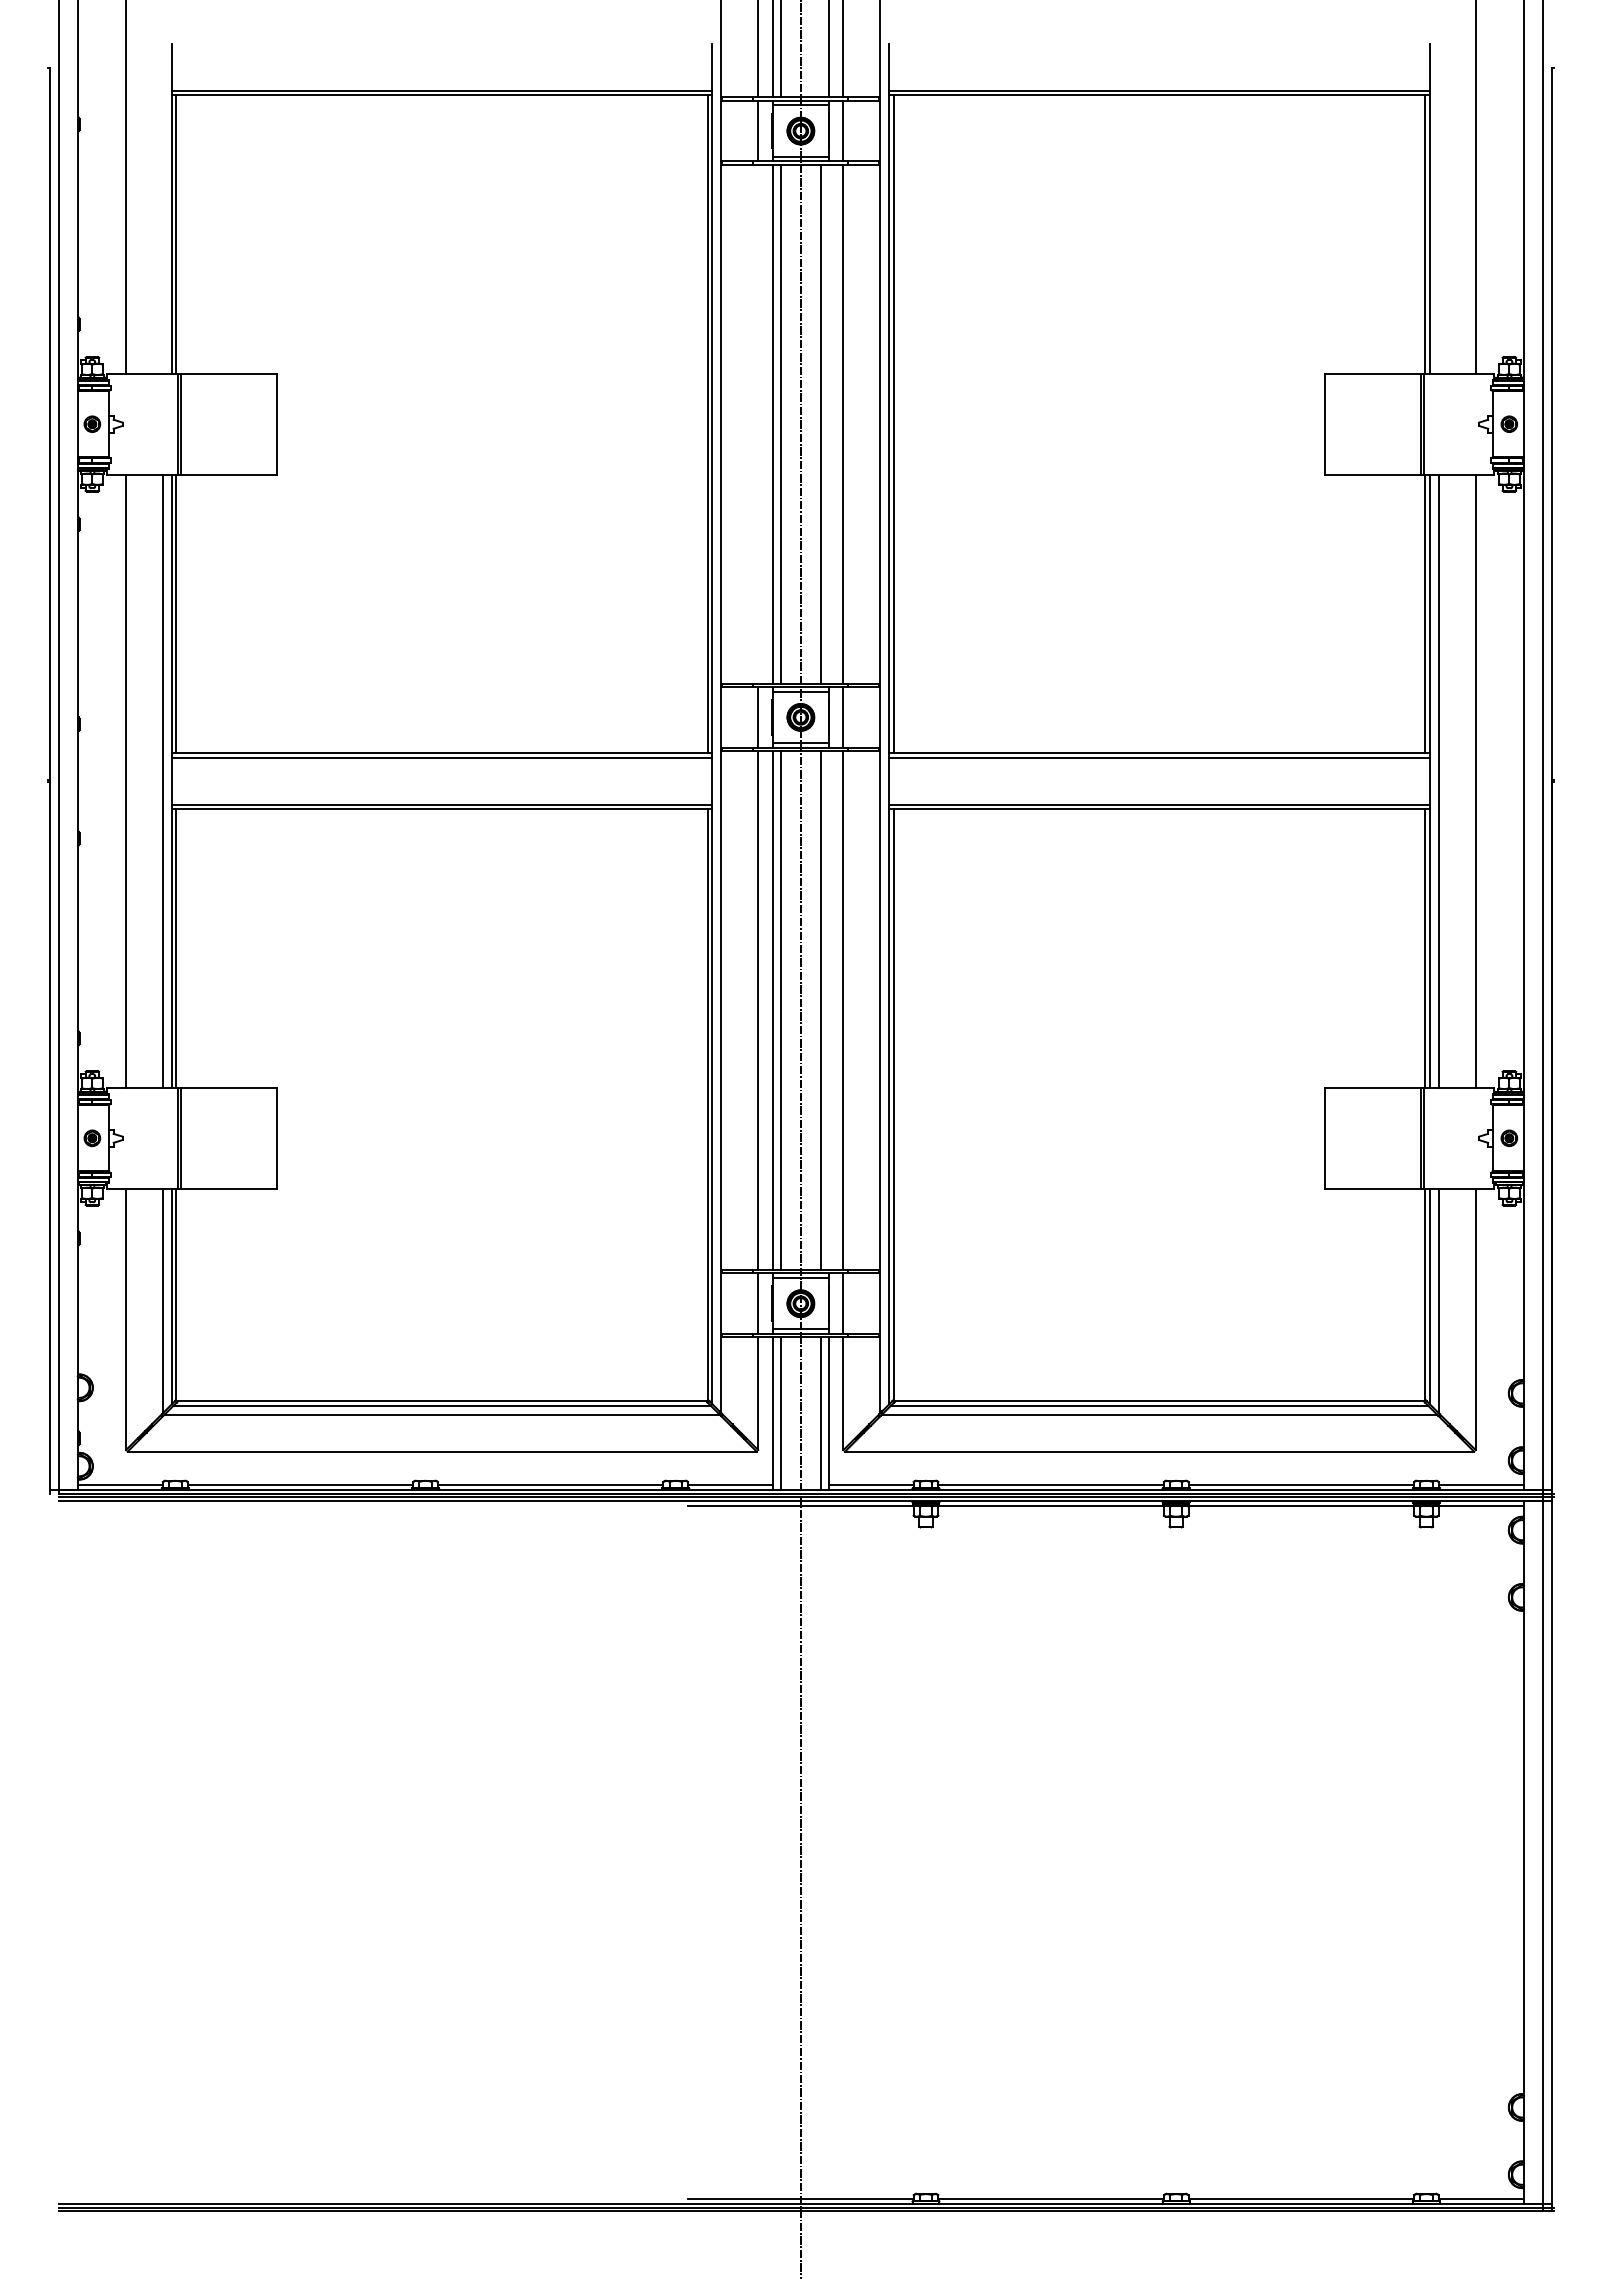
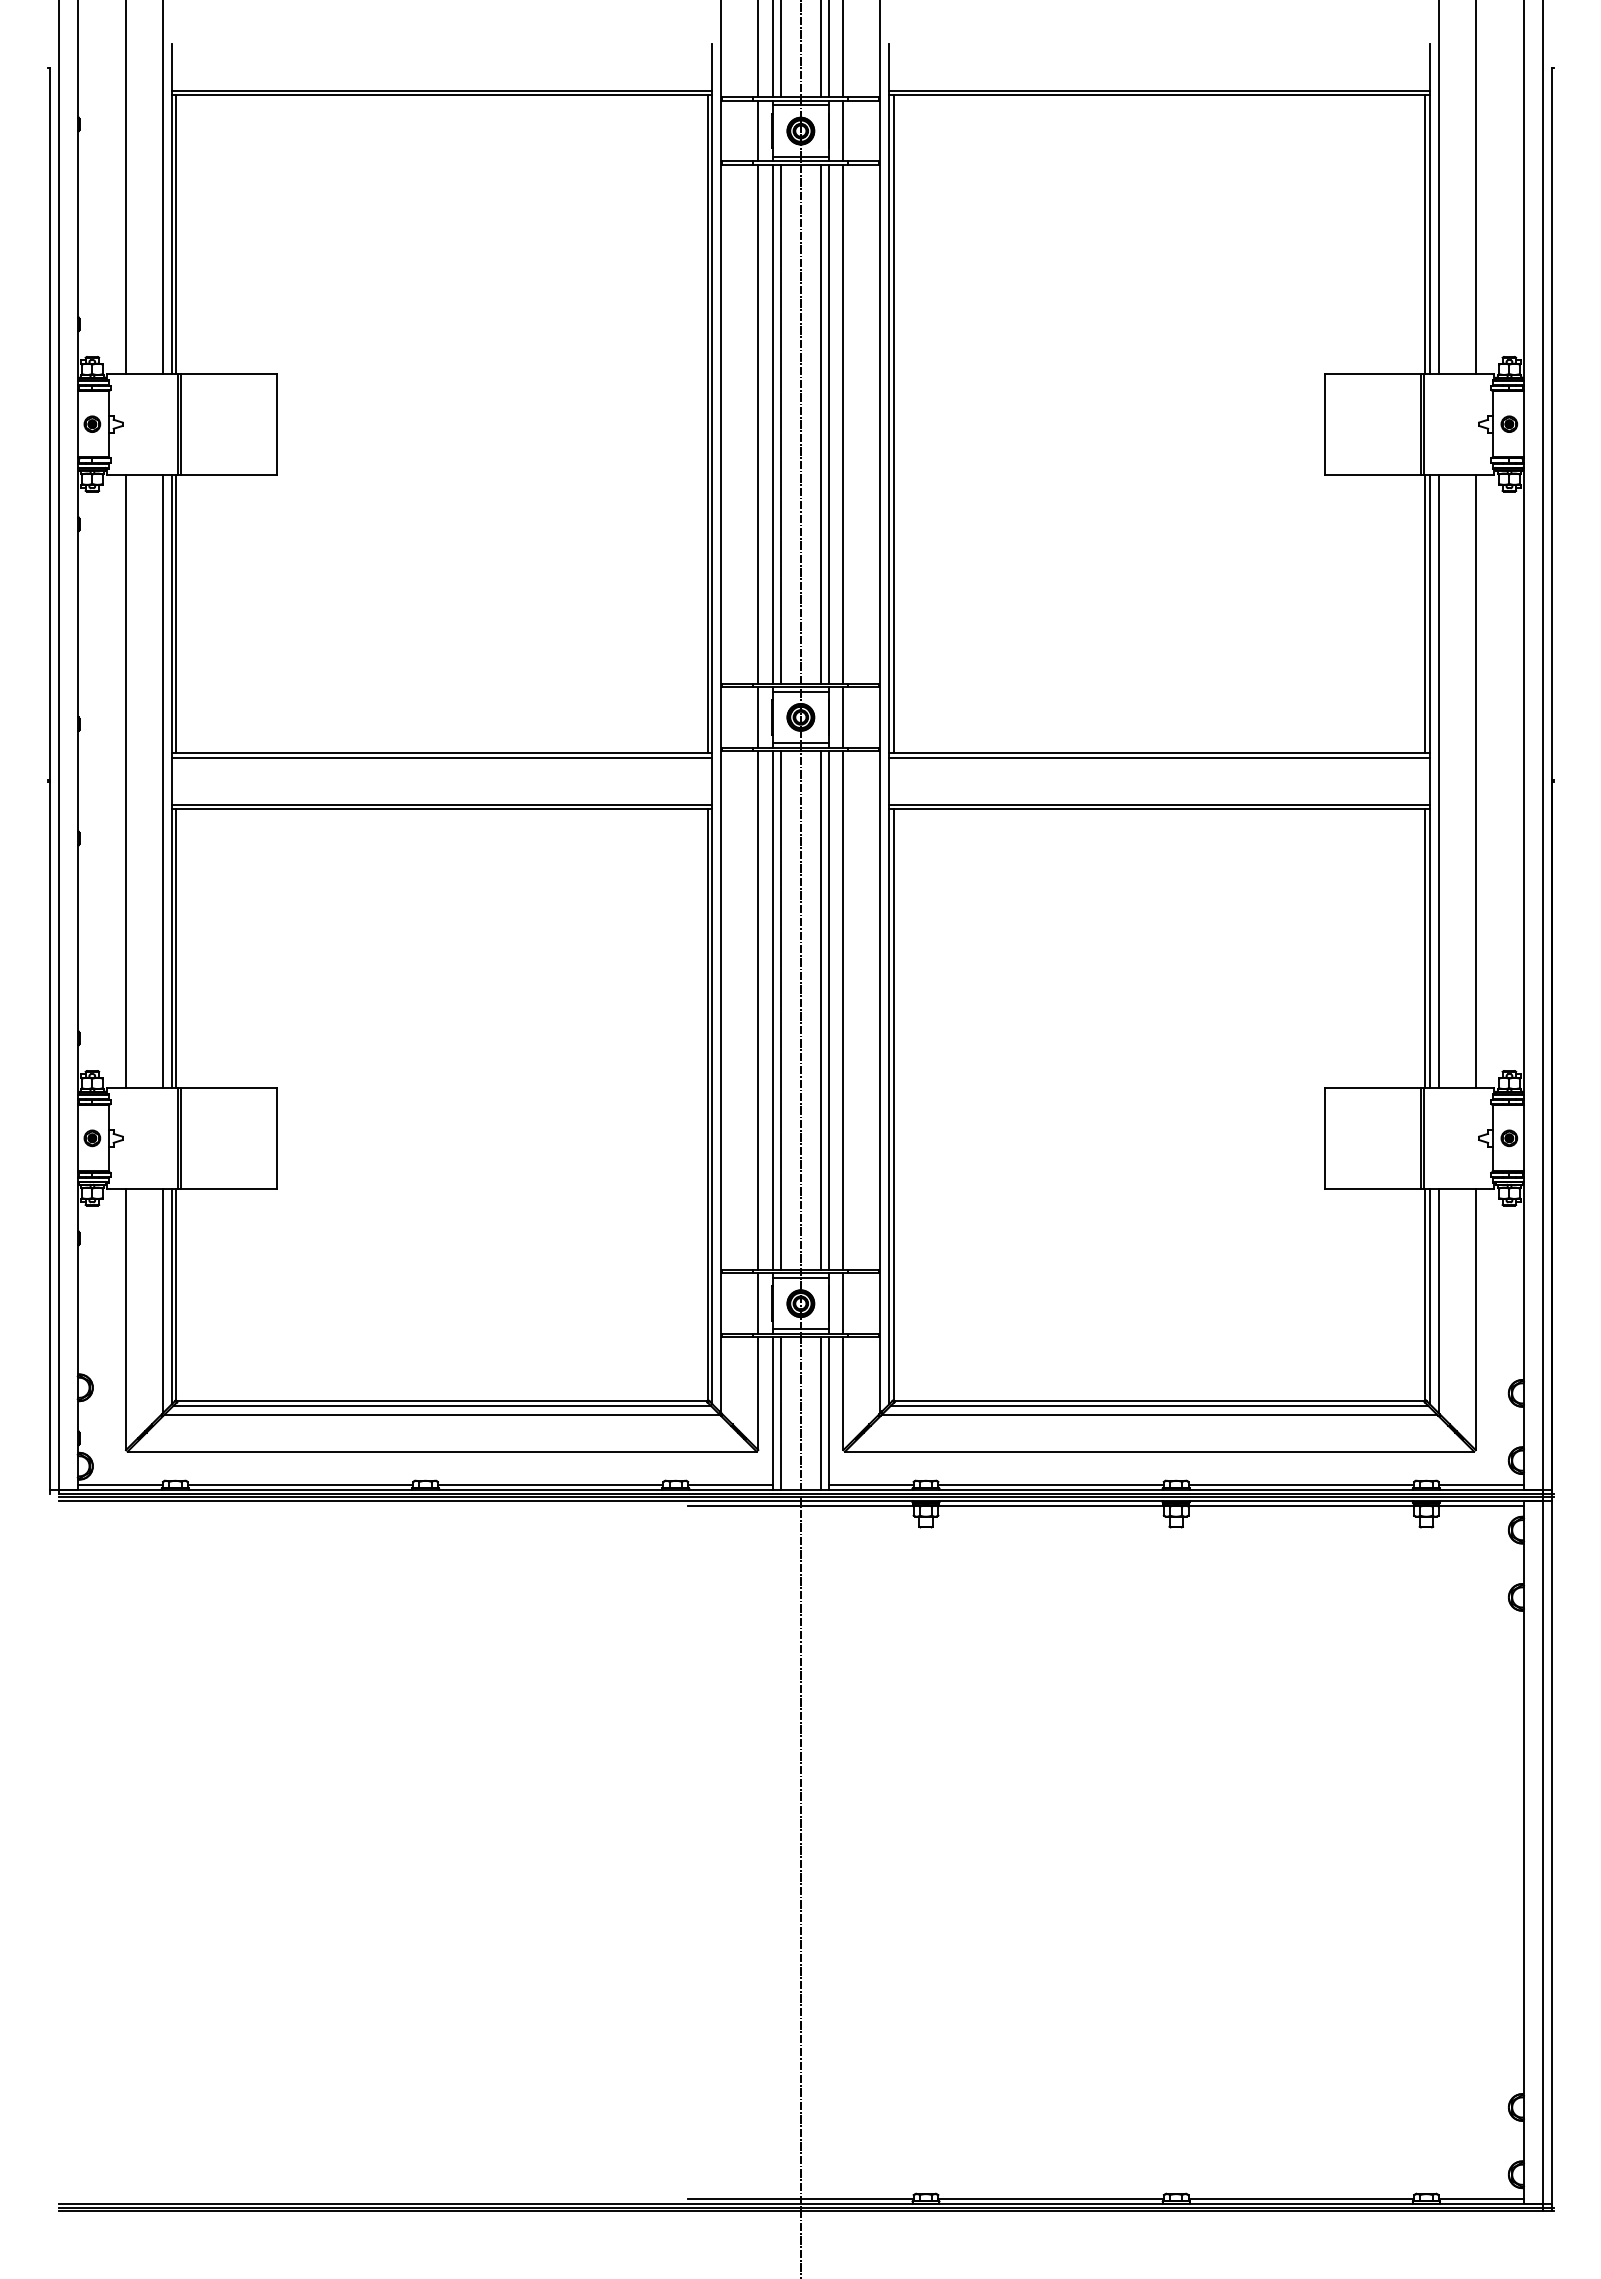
line: none -> present (821, 49)
line: none -> present (163, 187)
line: none -> present (1438, 187)
line: none -> present (758, 423)
line: none -> present (828, 423)
line: none -> present (828, 1010)
